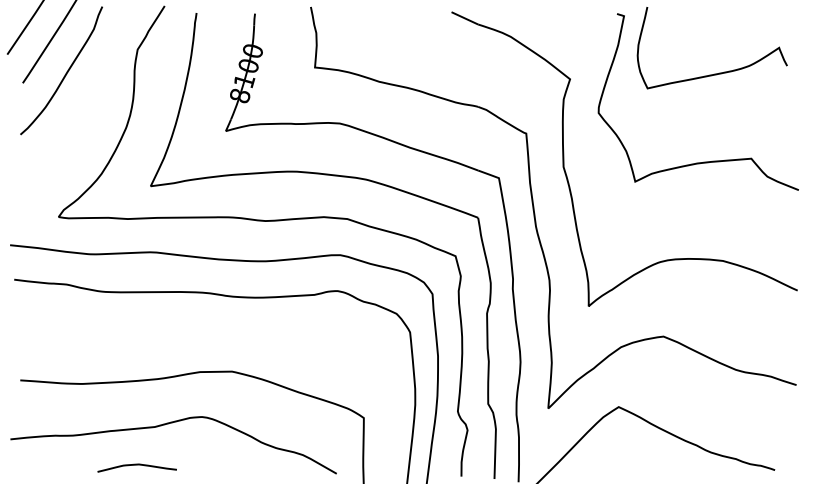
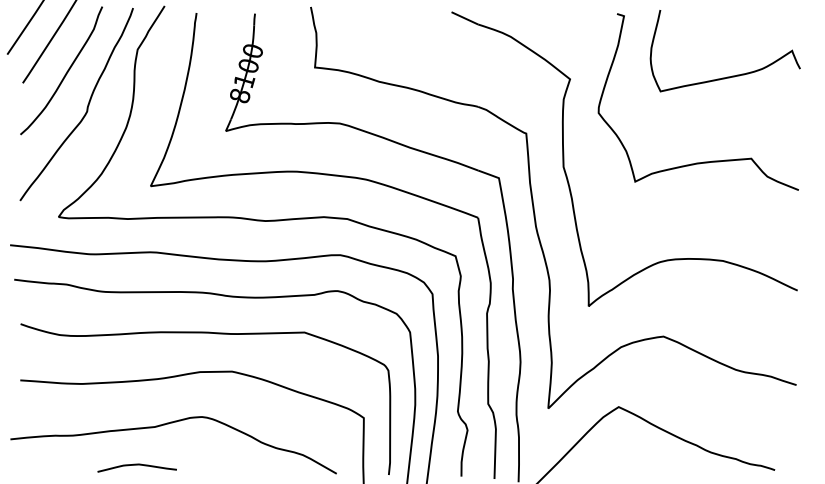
curve position: (714, 73) -> (727, 76) (727, 76)
curve: none -> present (86, 107)
curve: none -> present (216, 334)
